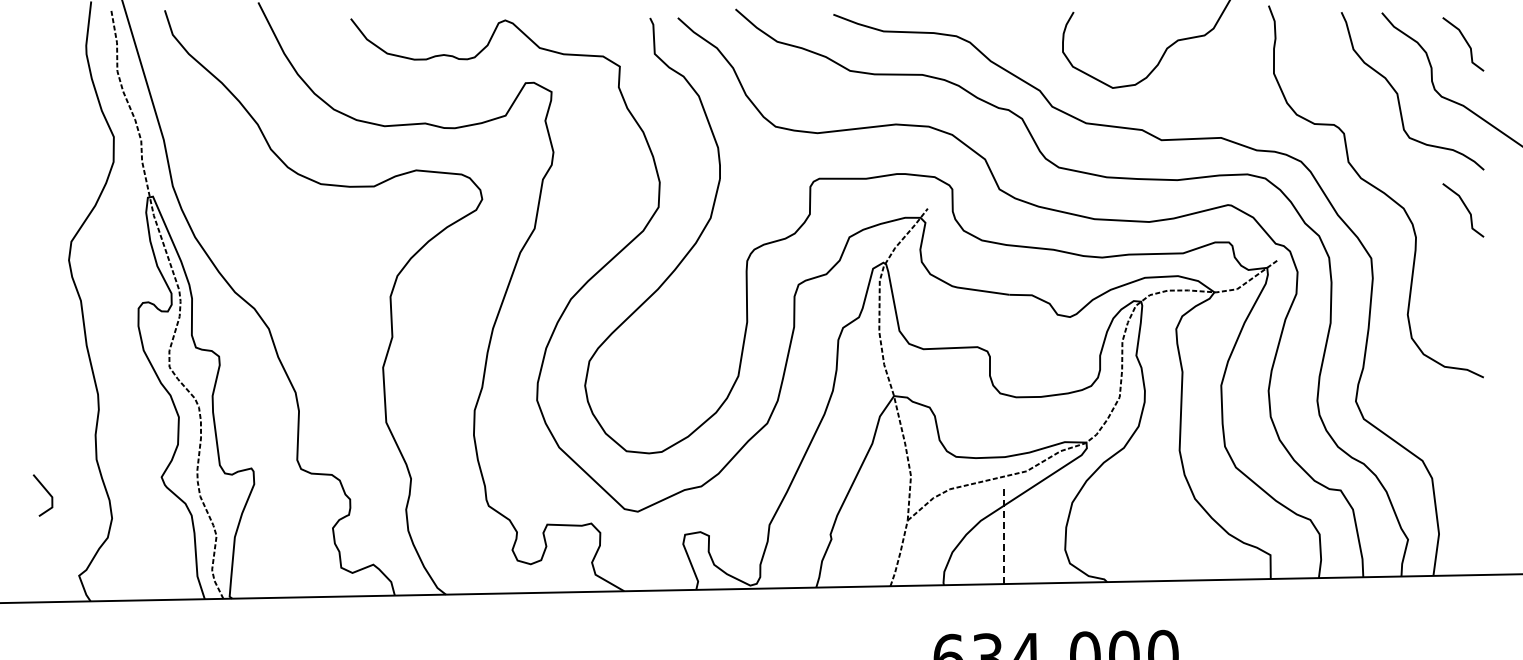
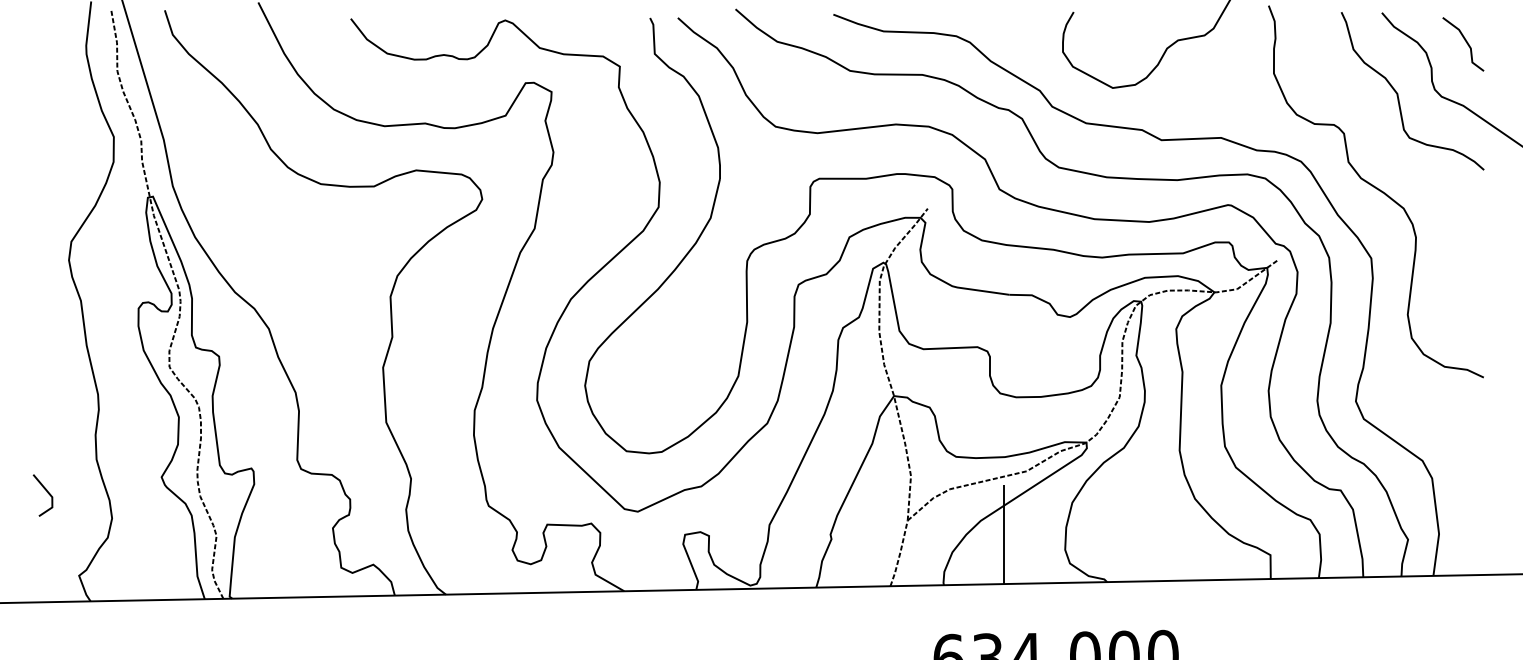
line: present -> none (1466, 209)
line: dashed -> solid (1003, 534)
